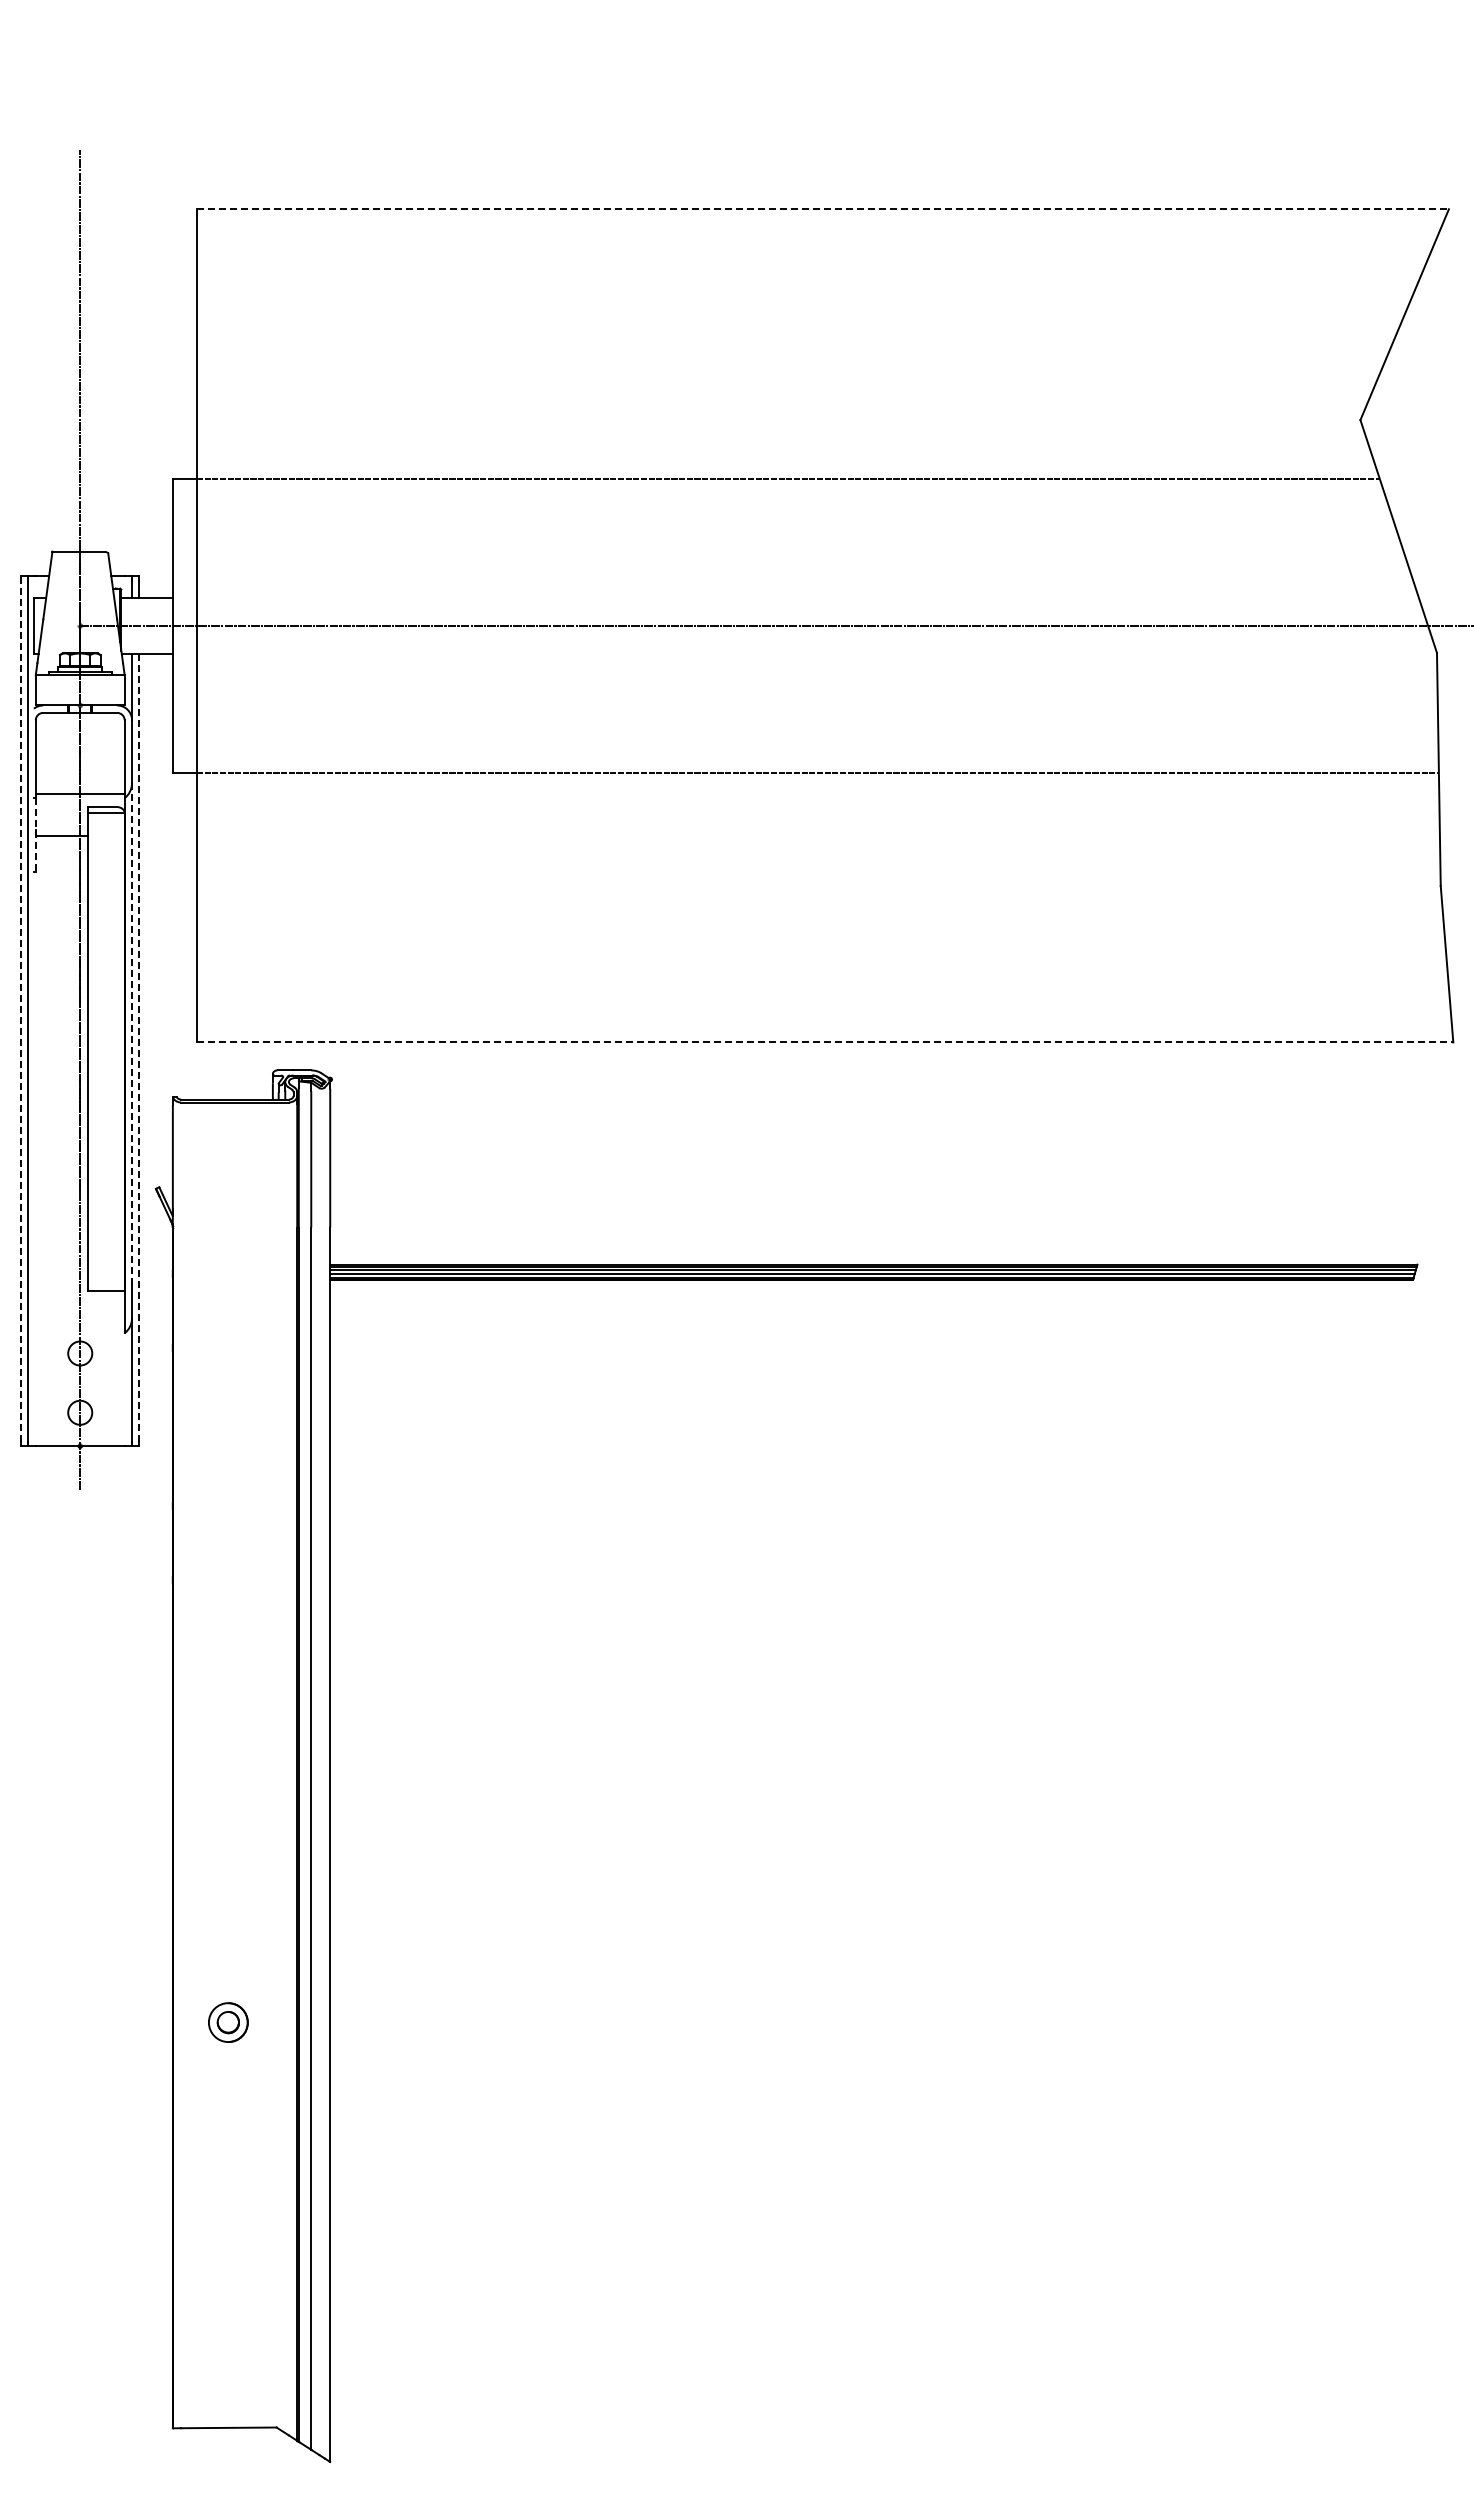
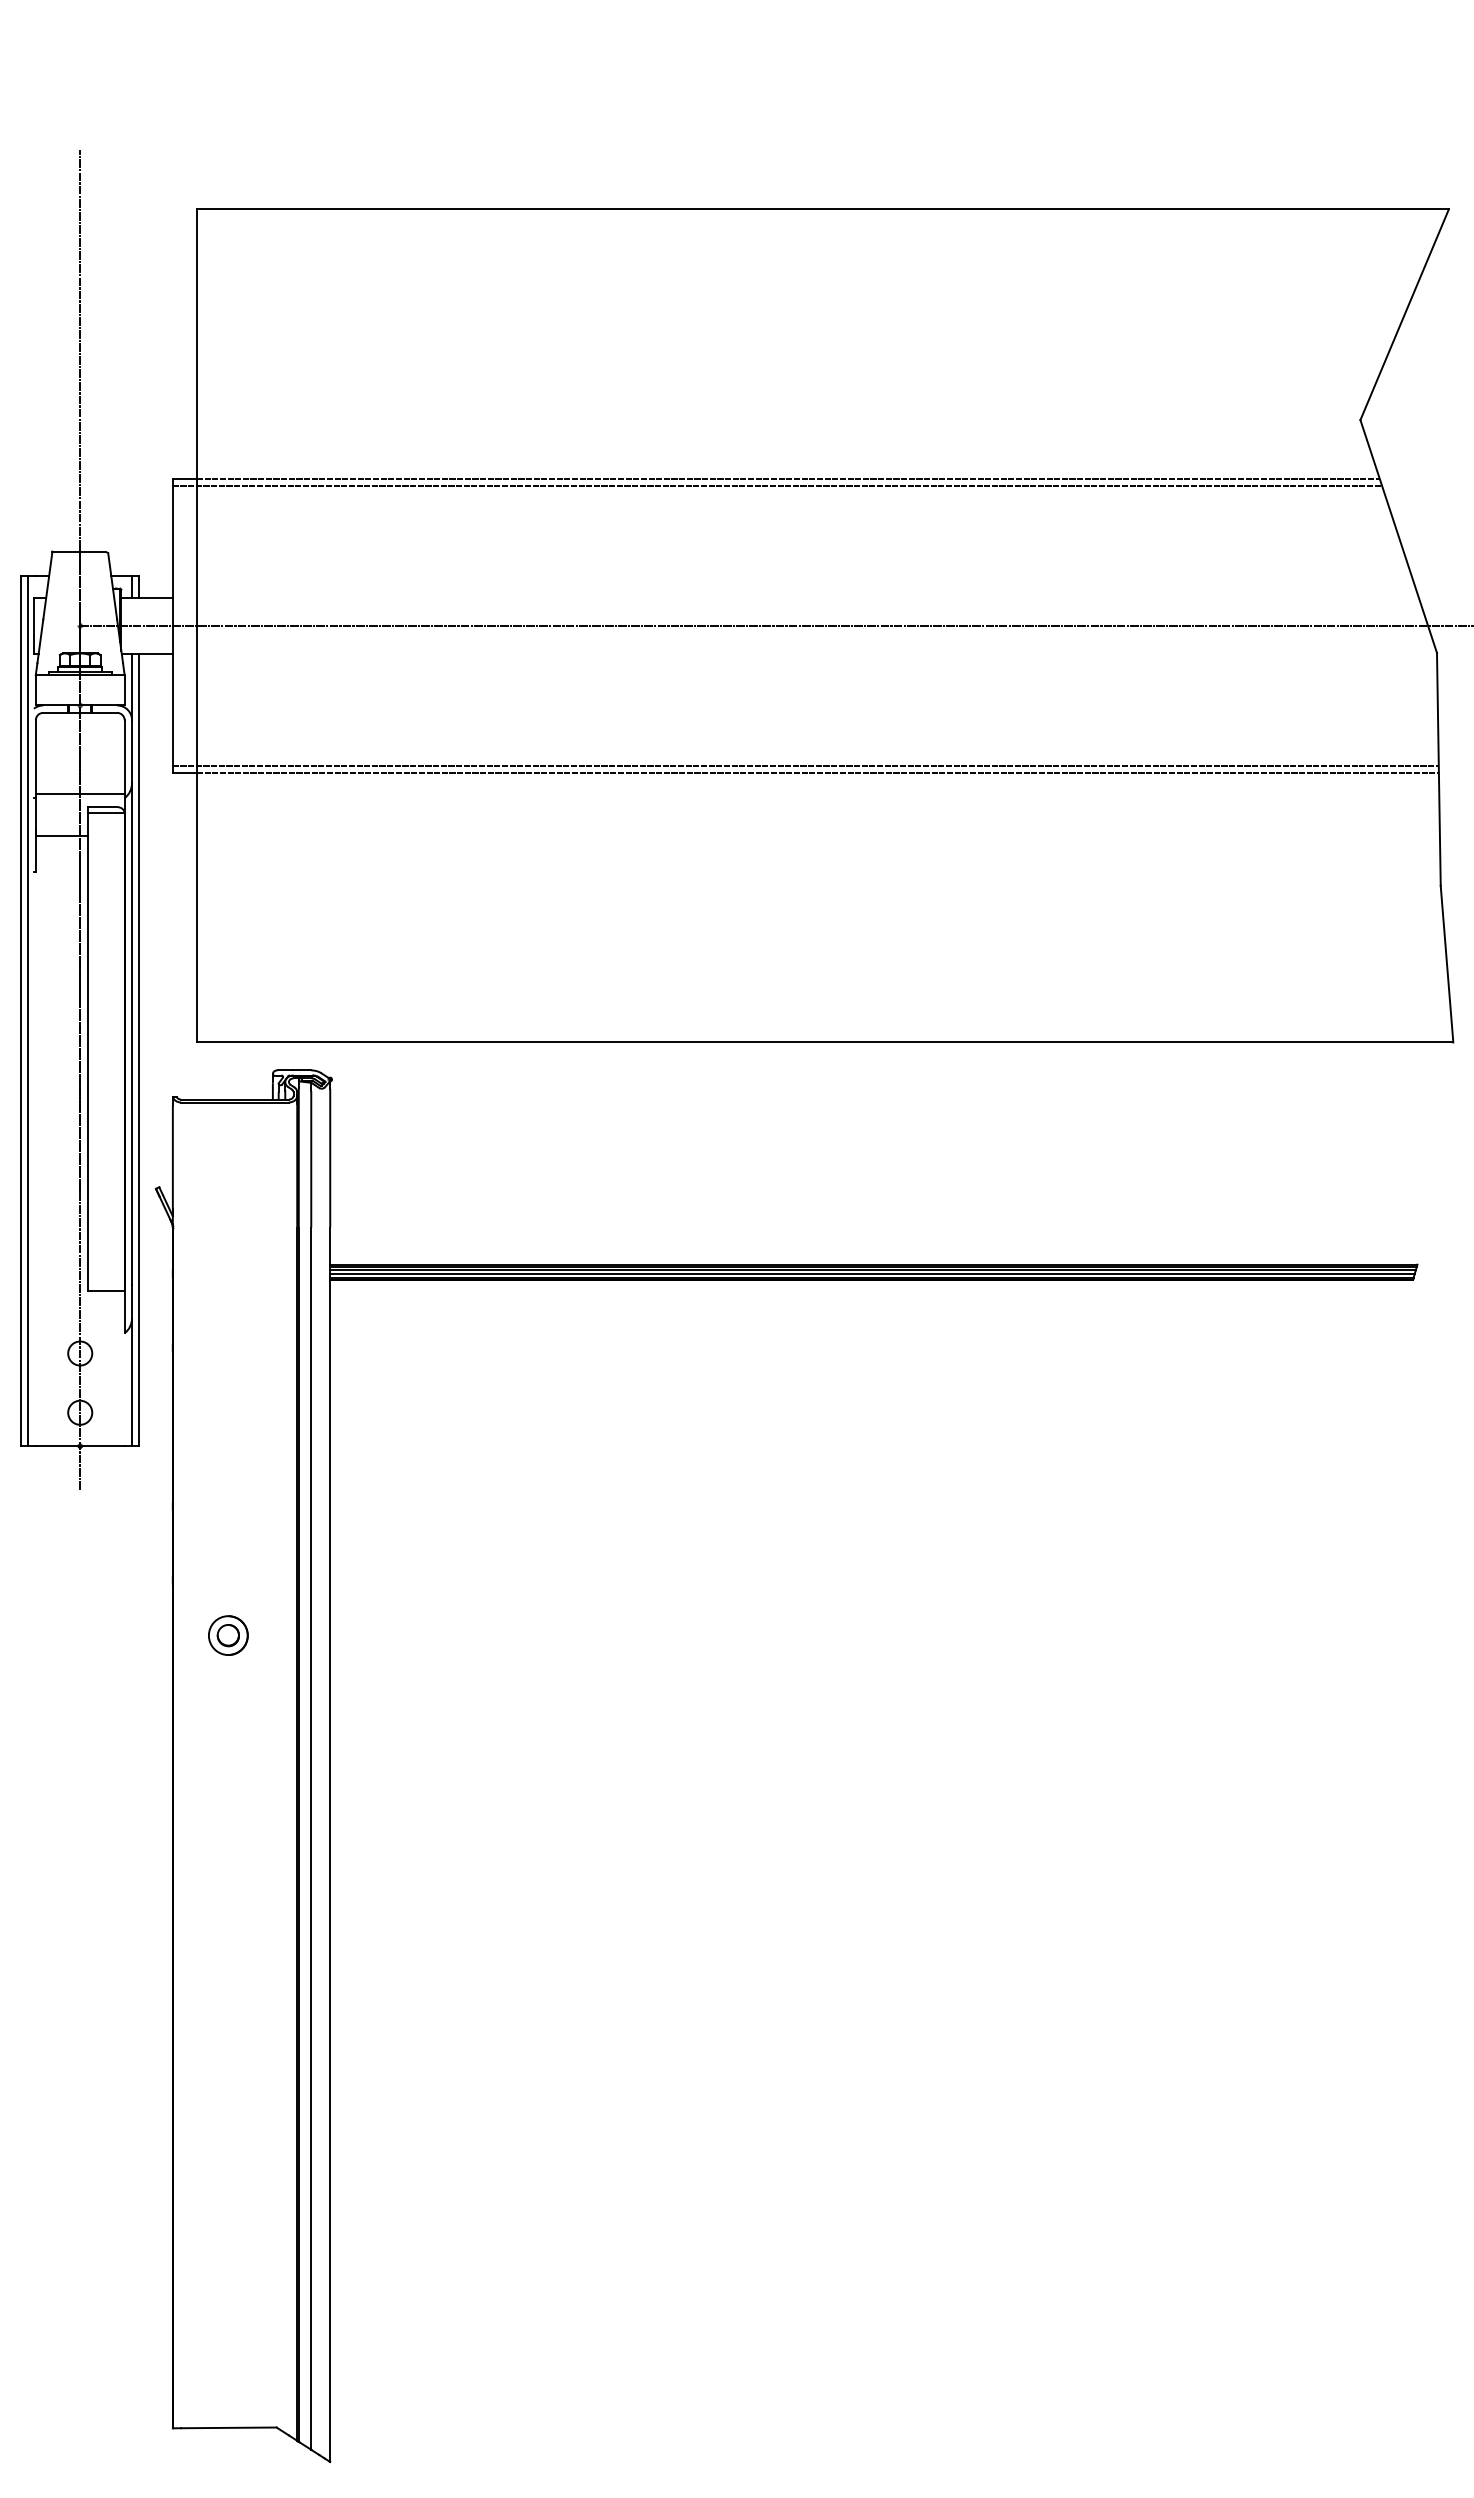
line: dashed -> solid (823, 209)
line: none -> present (777, 486)
line: none -> present (805, 765)
line: dashed -> solid (35, 835)
line: dashed -> solid (20, 1008)
line: dashed -> solid (132, 1033)
line: dashed -> solid (825, 1042)
line: dashed -> solid (139, 1048)
part position: (228, 2022) -> (228, 1635) (228, 1635)
